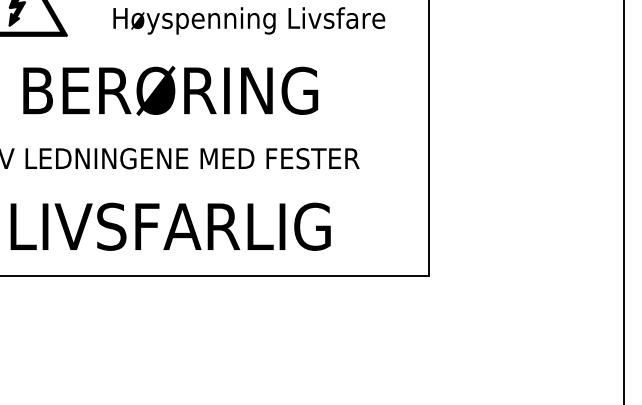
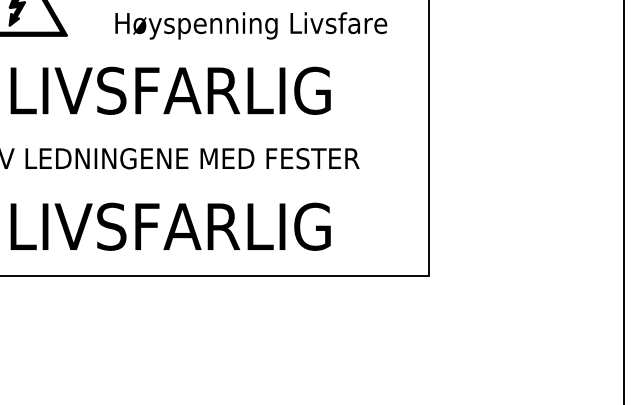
text position: (249, 20) -> (251, 25) (251, 25)
text: BERØRING -> LIVSFARLIG (170, 90)
